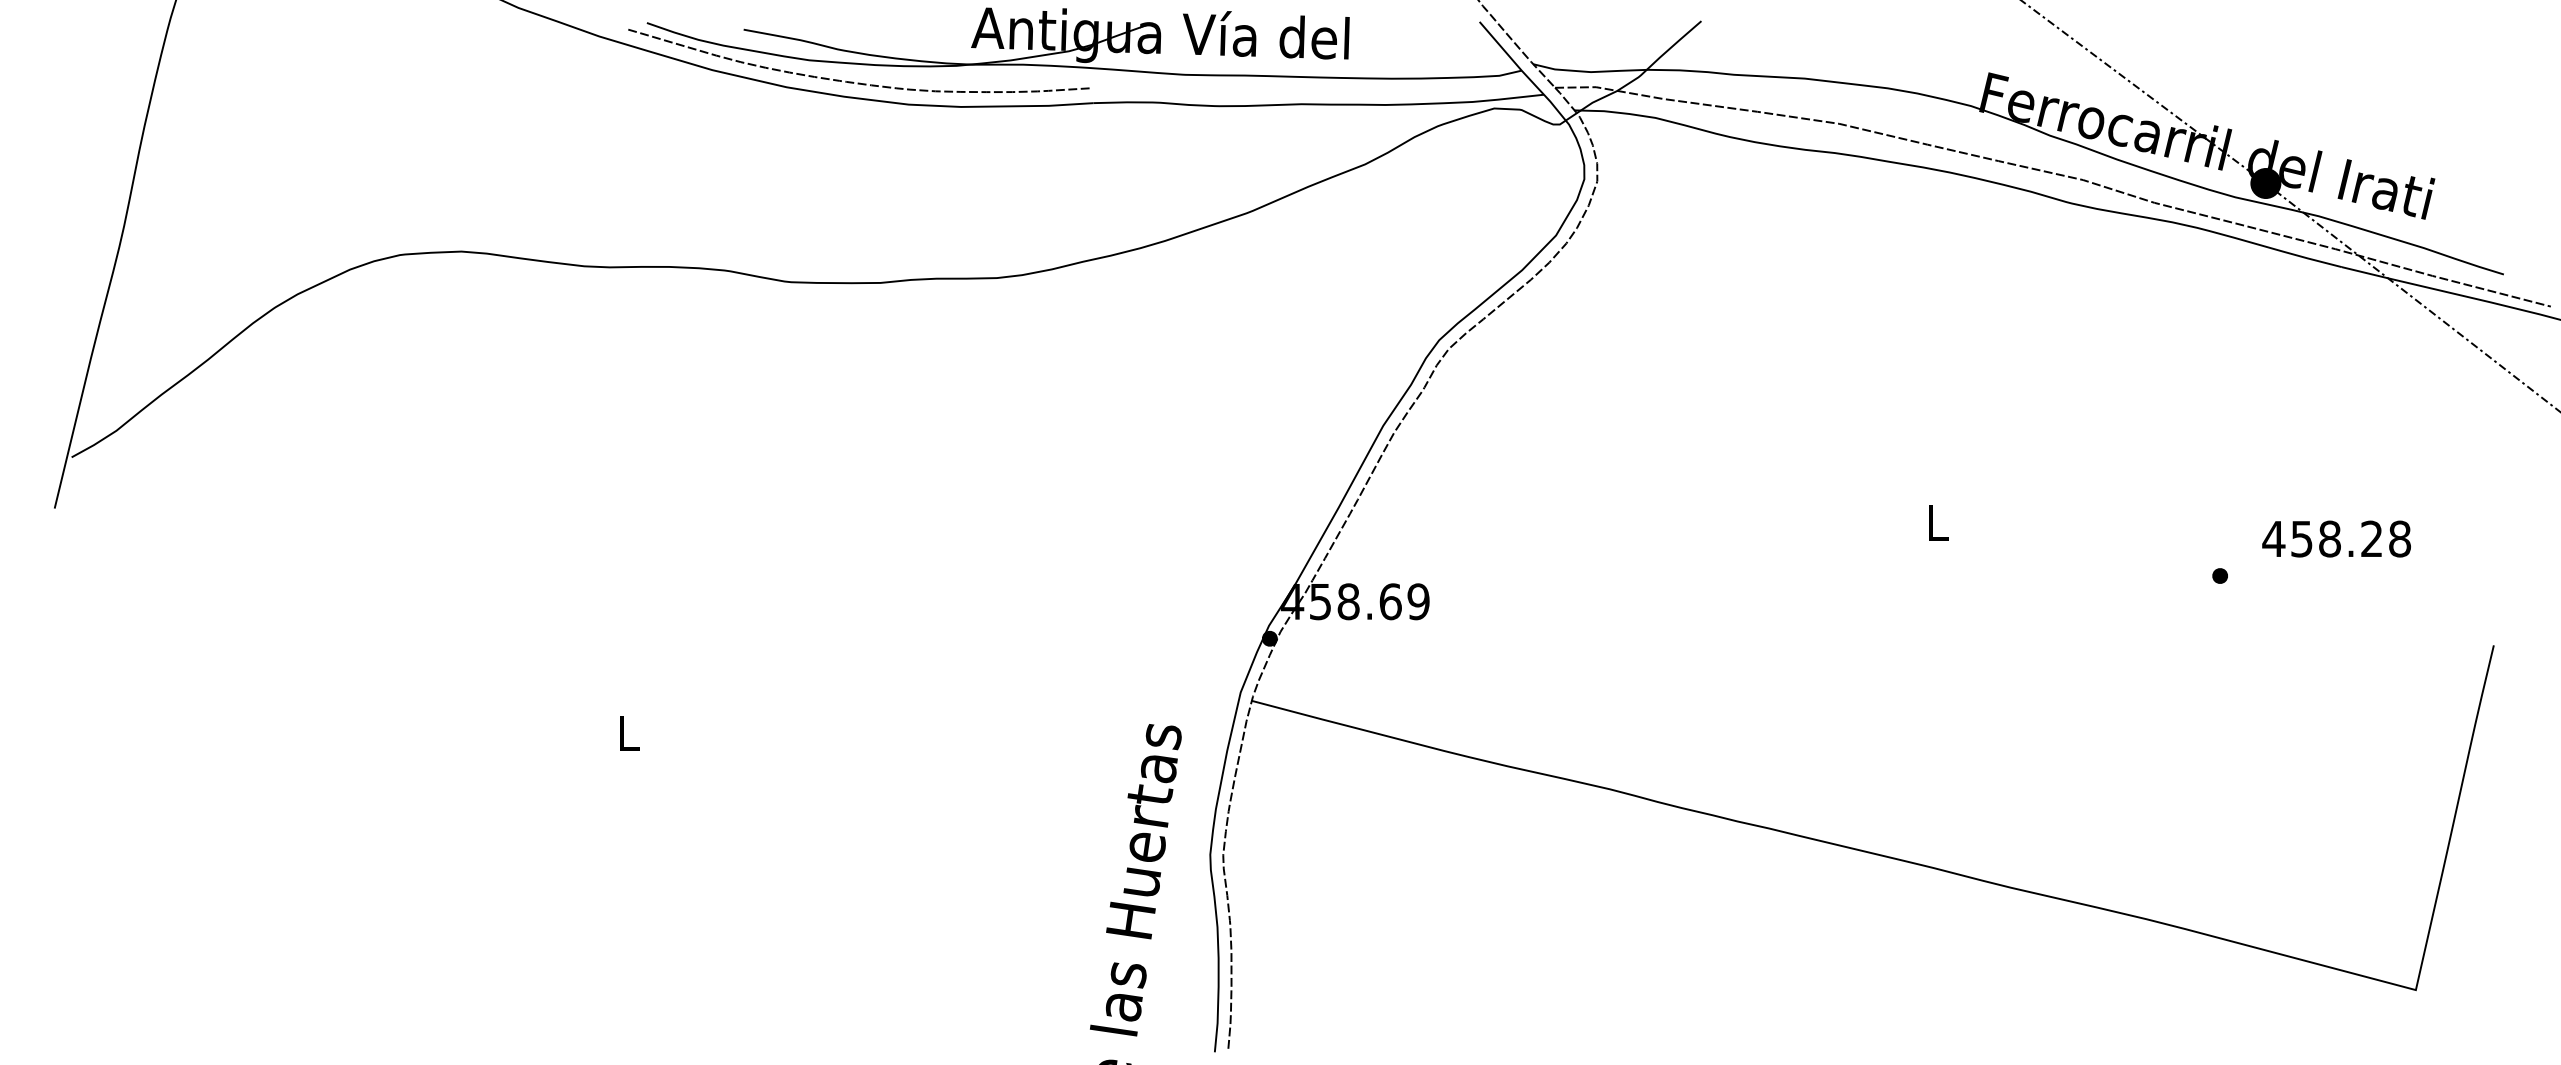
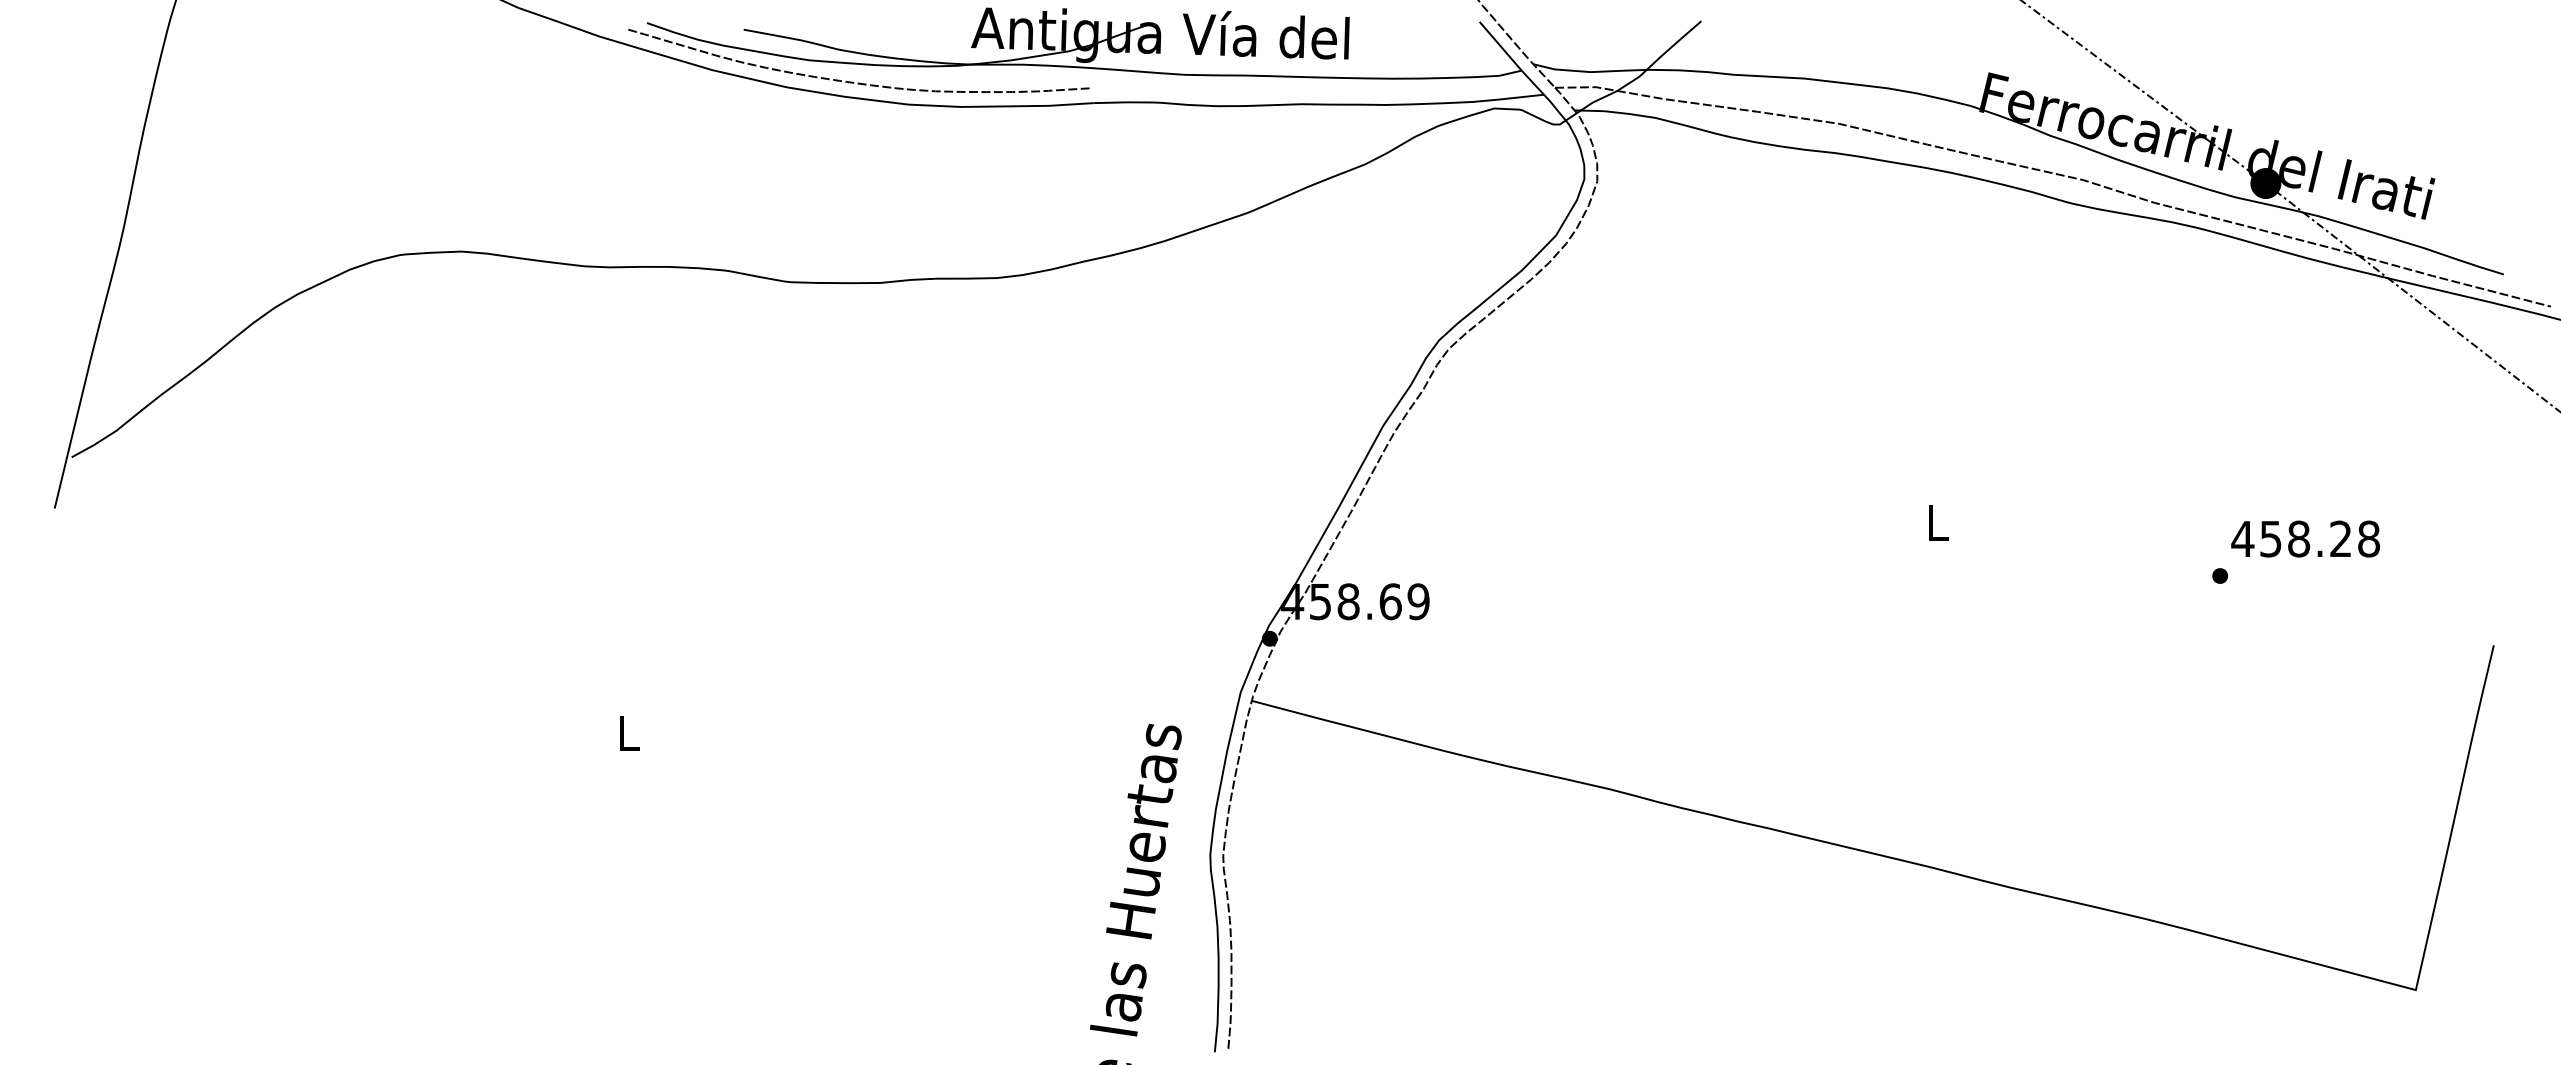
text position: (2336, 538) -> (2305, 538) (2305, 538)
